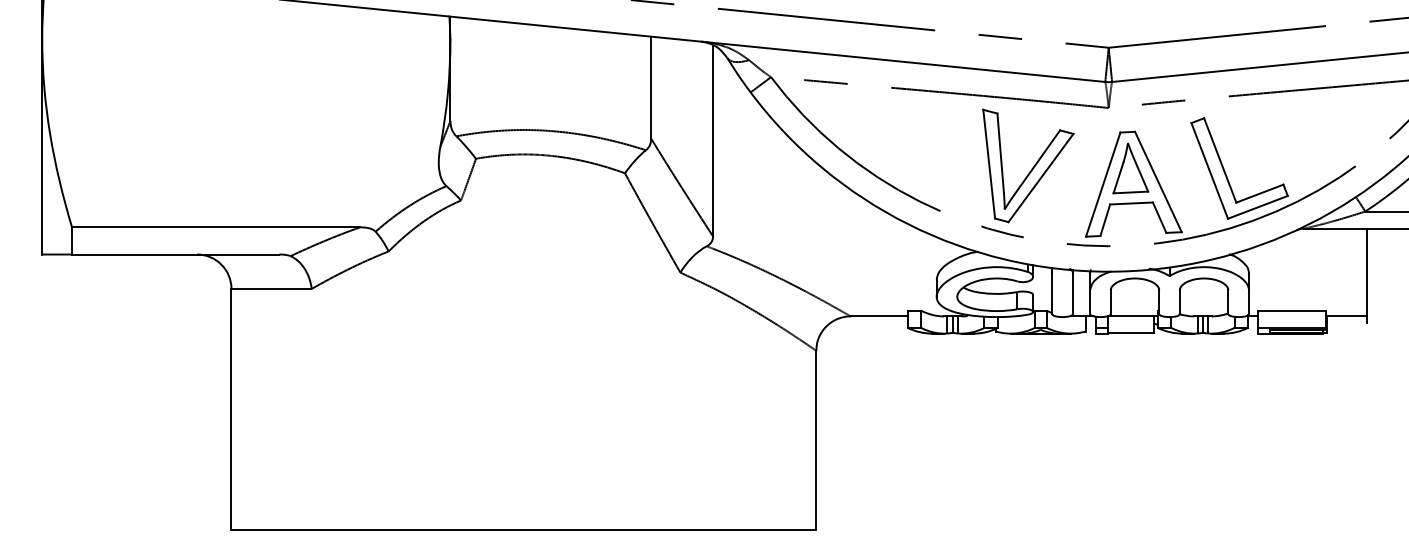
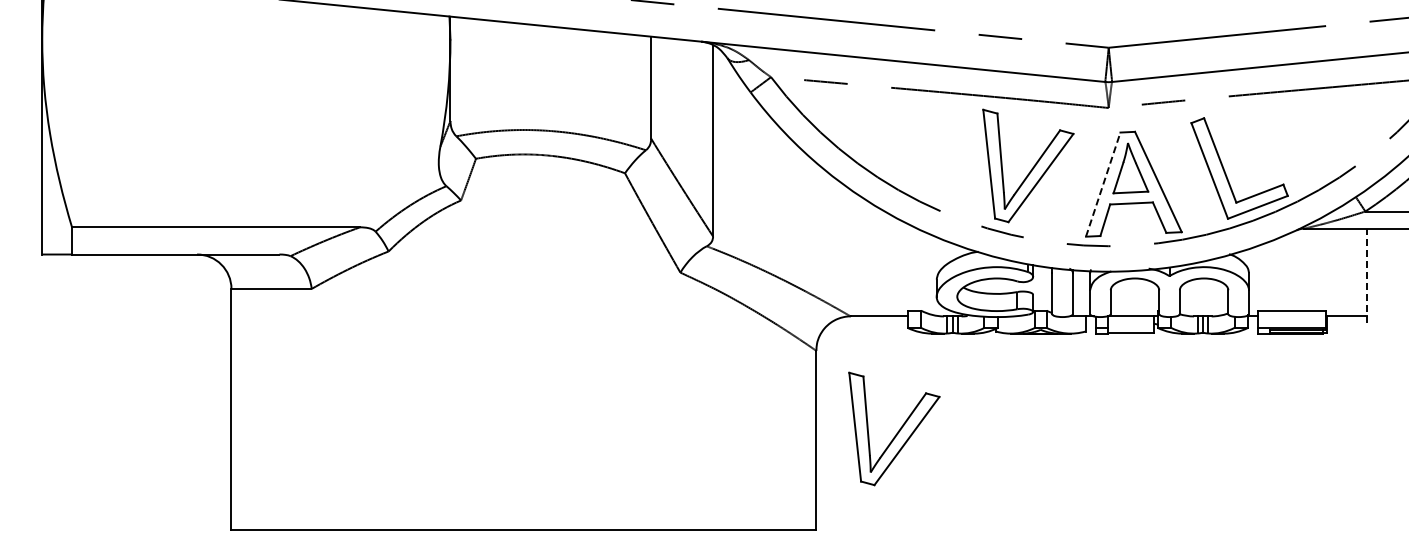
line: solid -> dashed (1103, 184)
line: solid -> dashed (1366, 275)
part: none -> present (894, 428)
